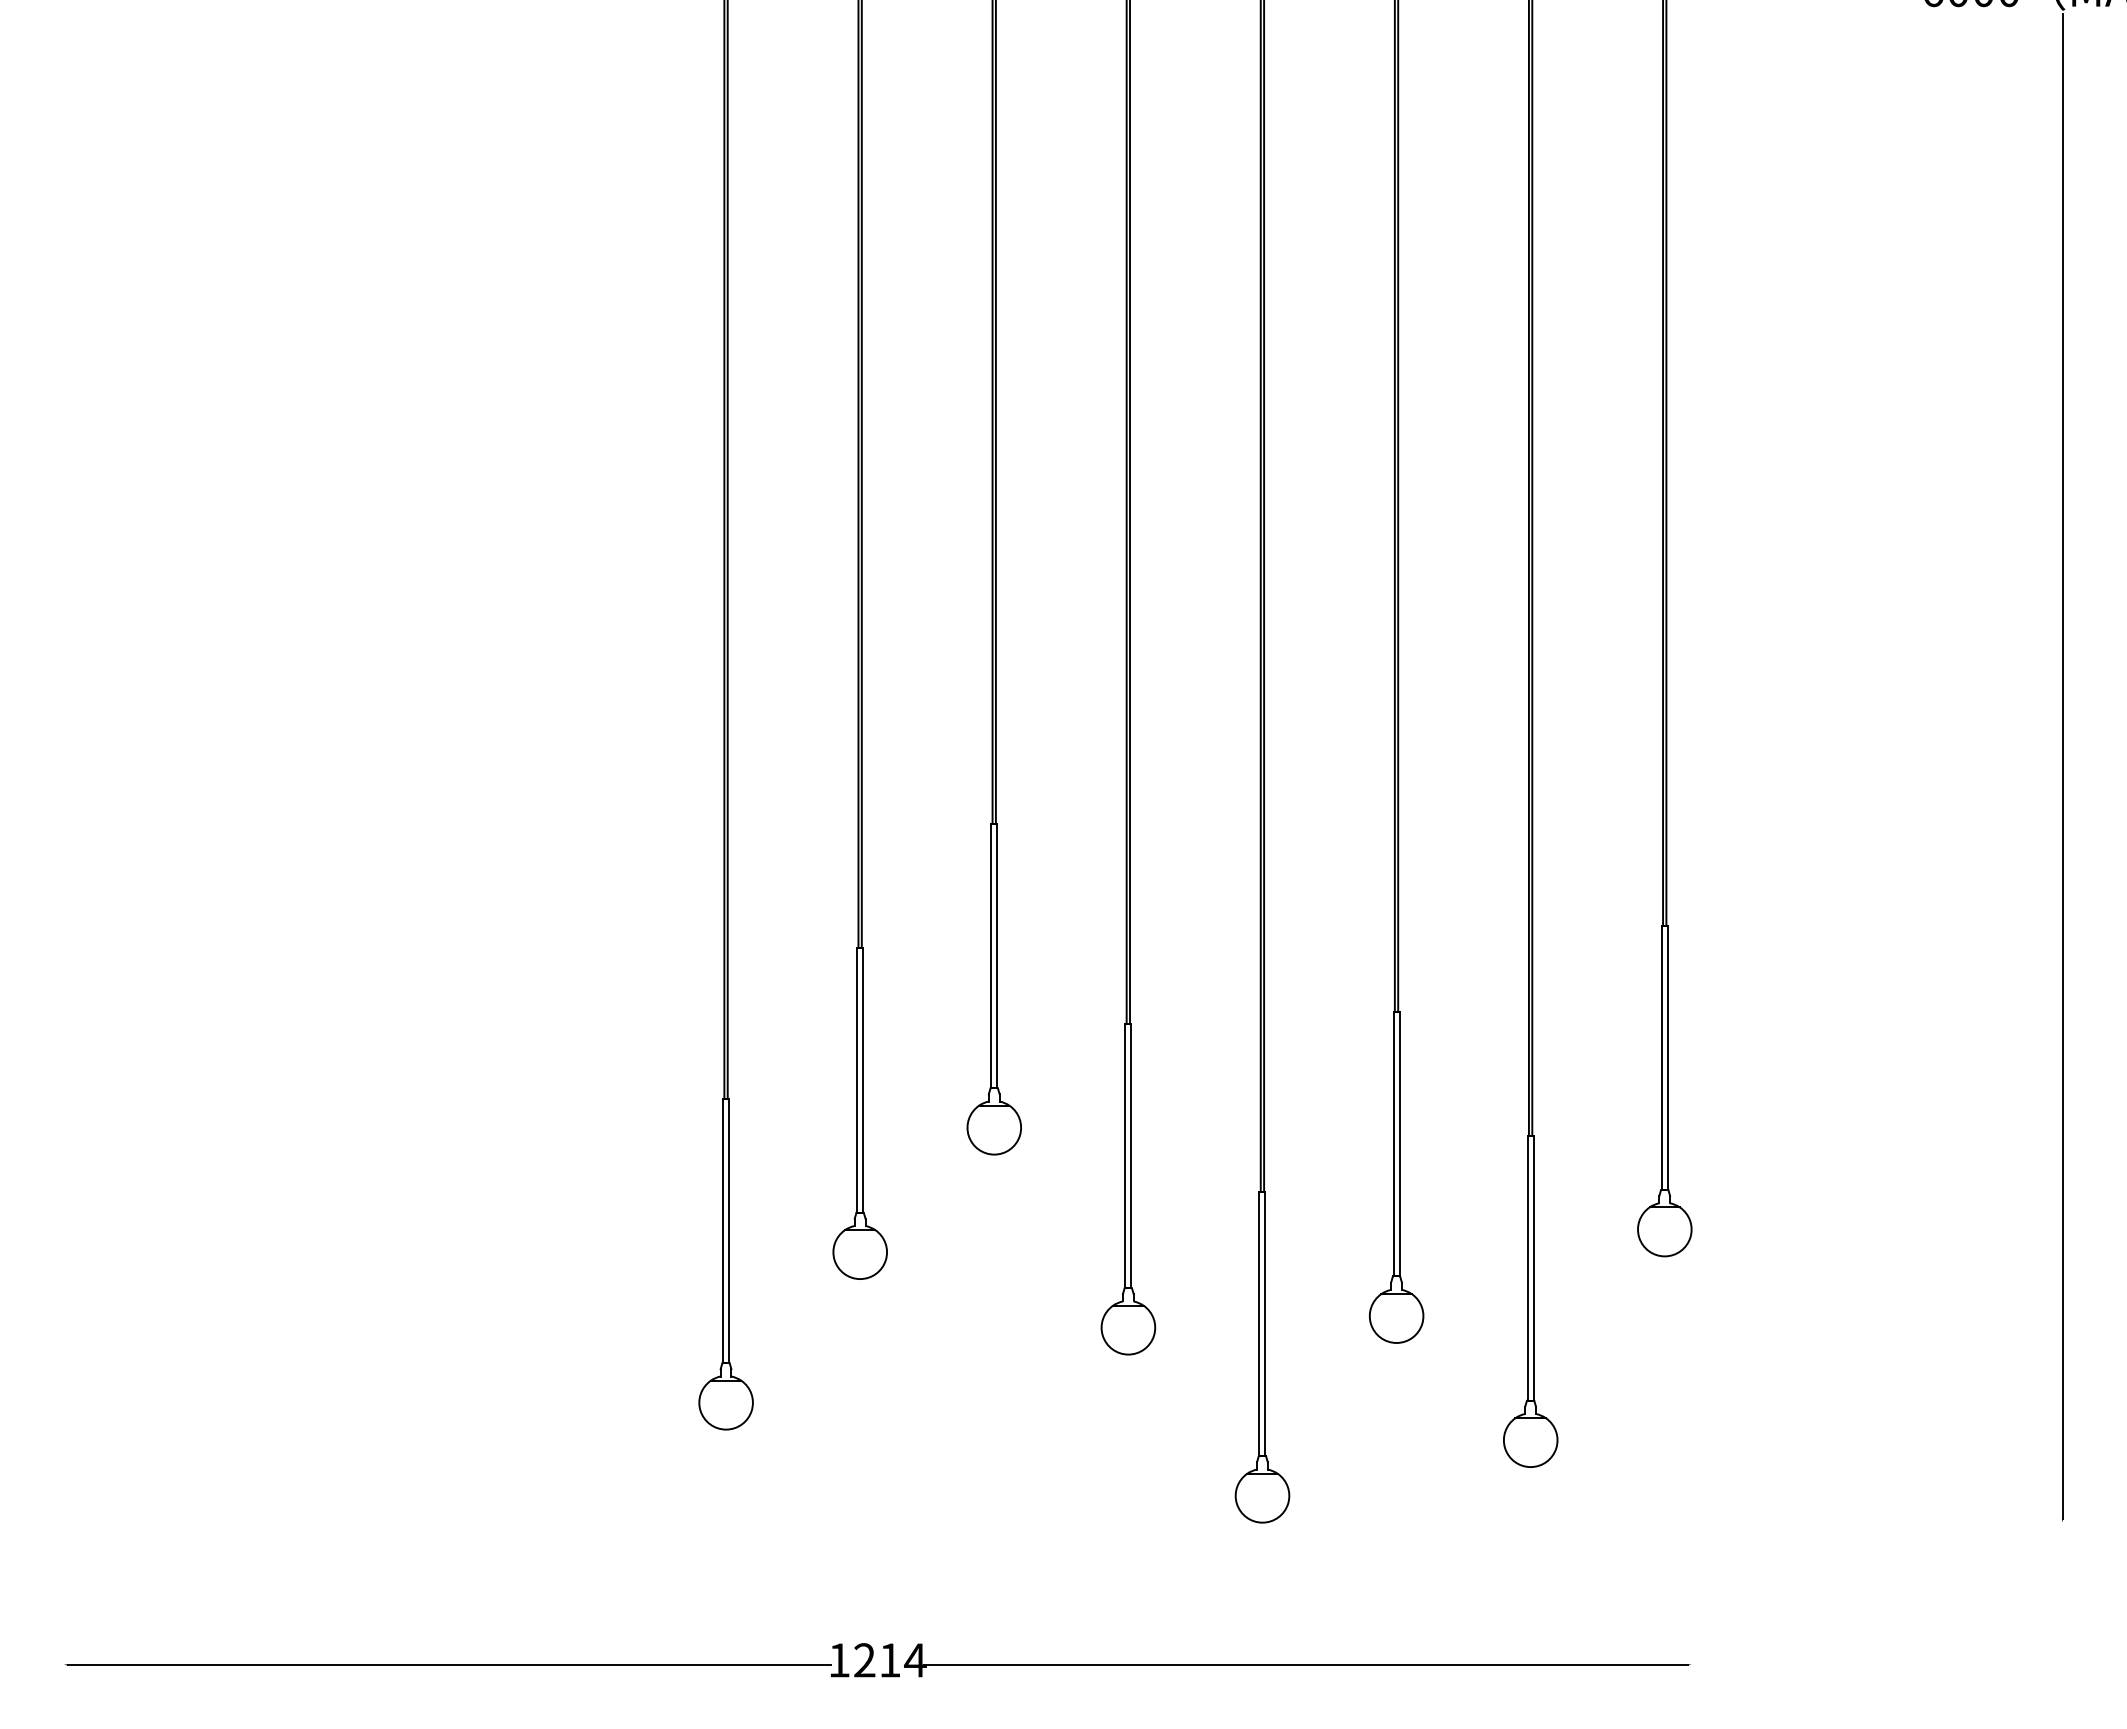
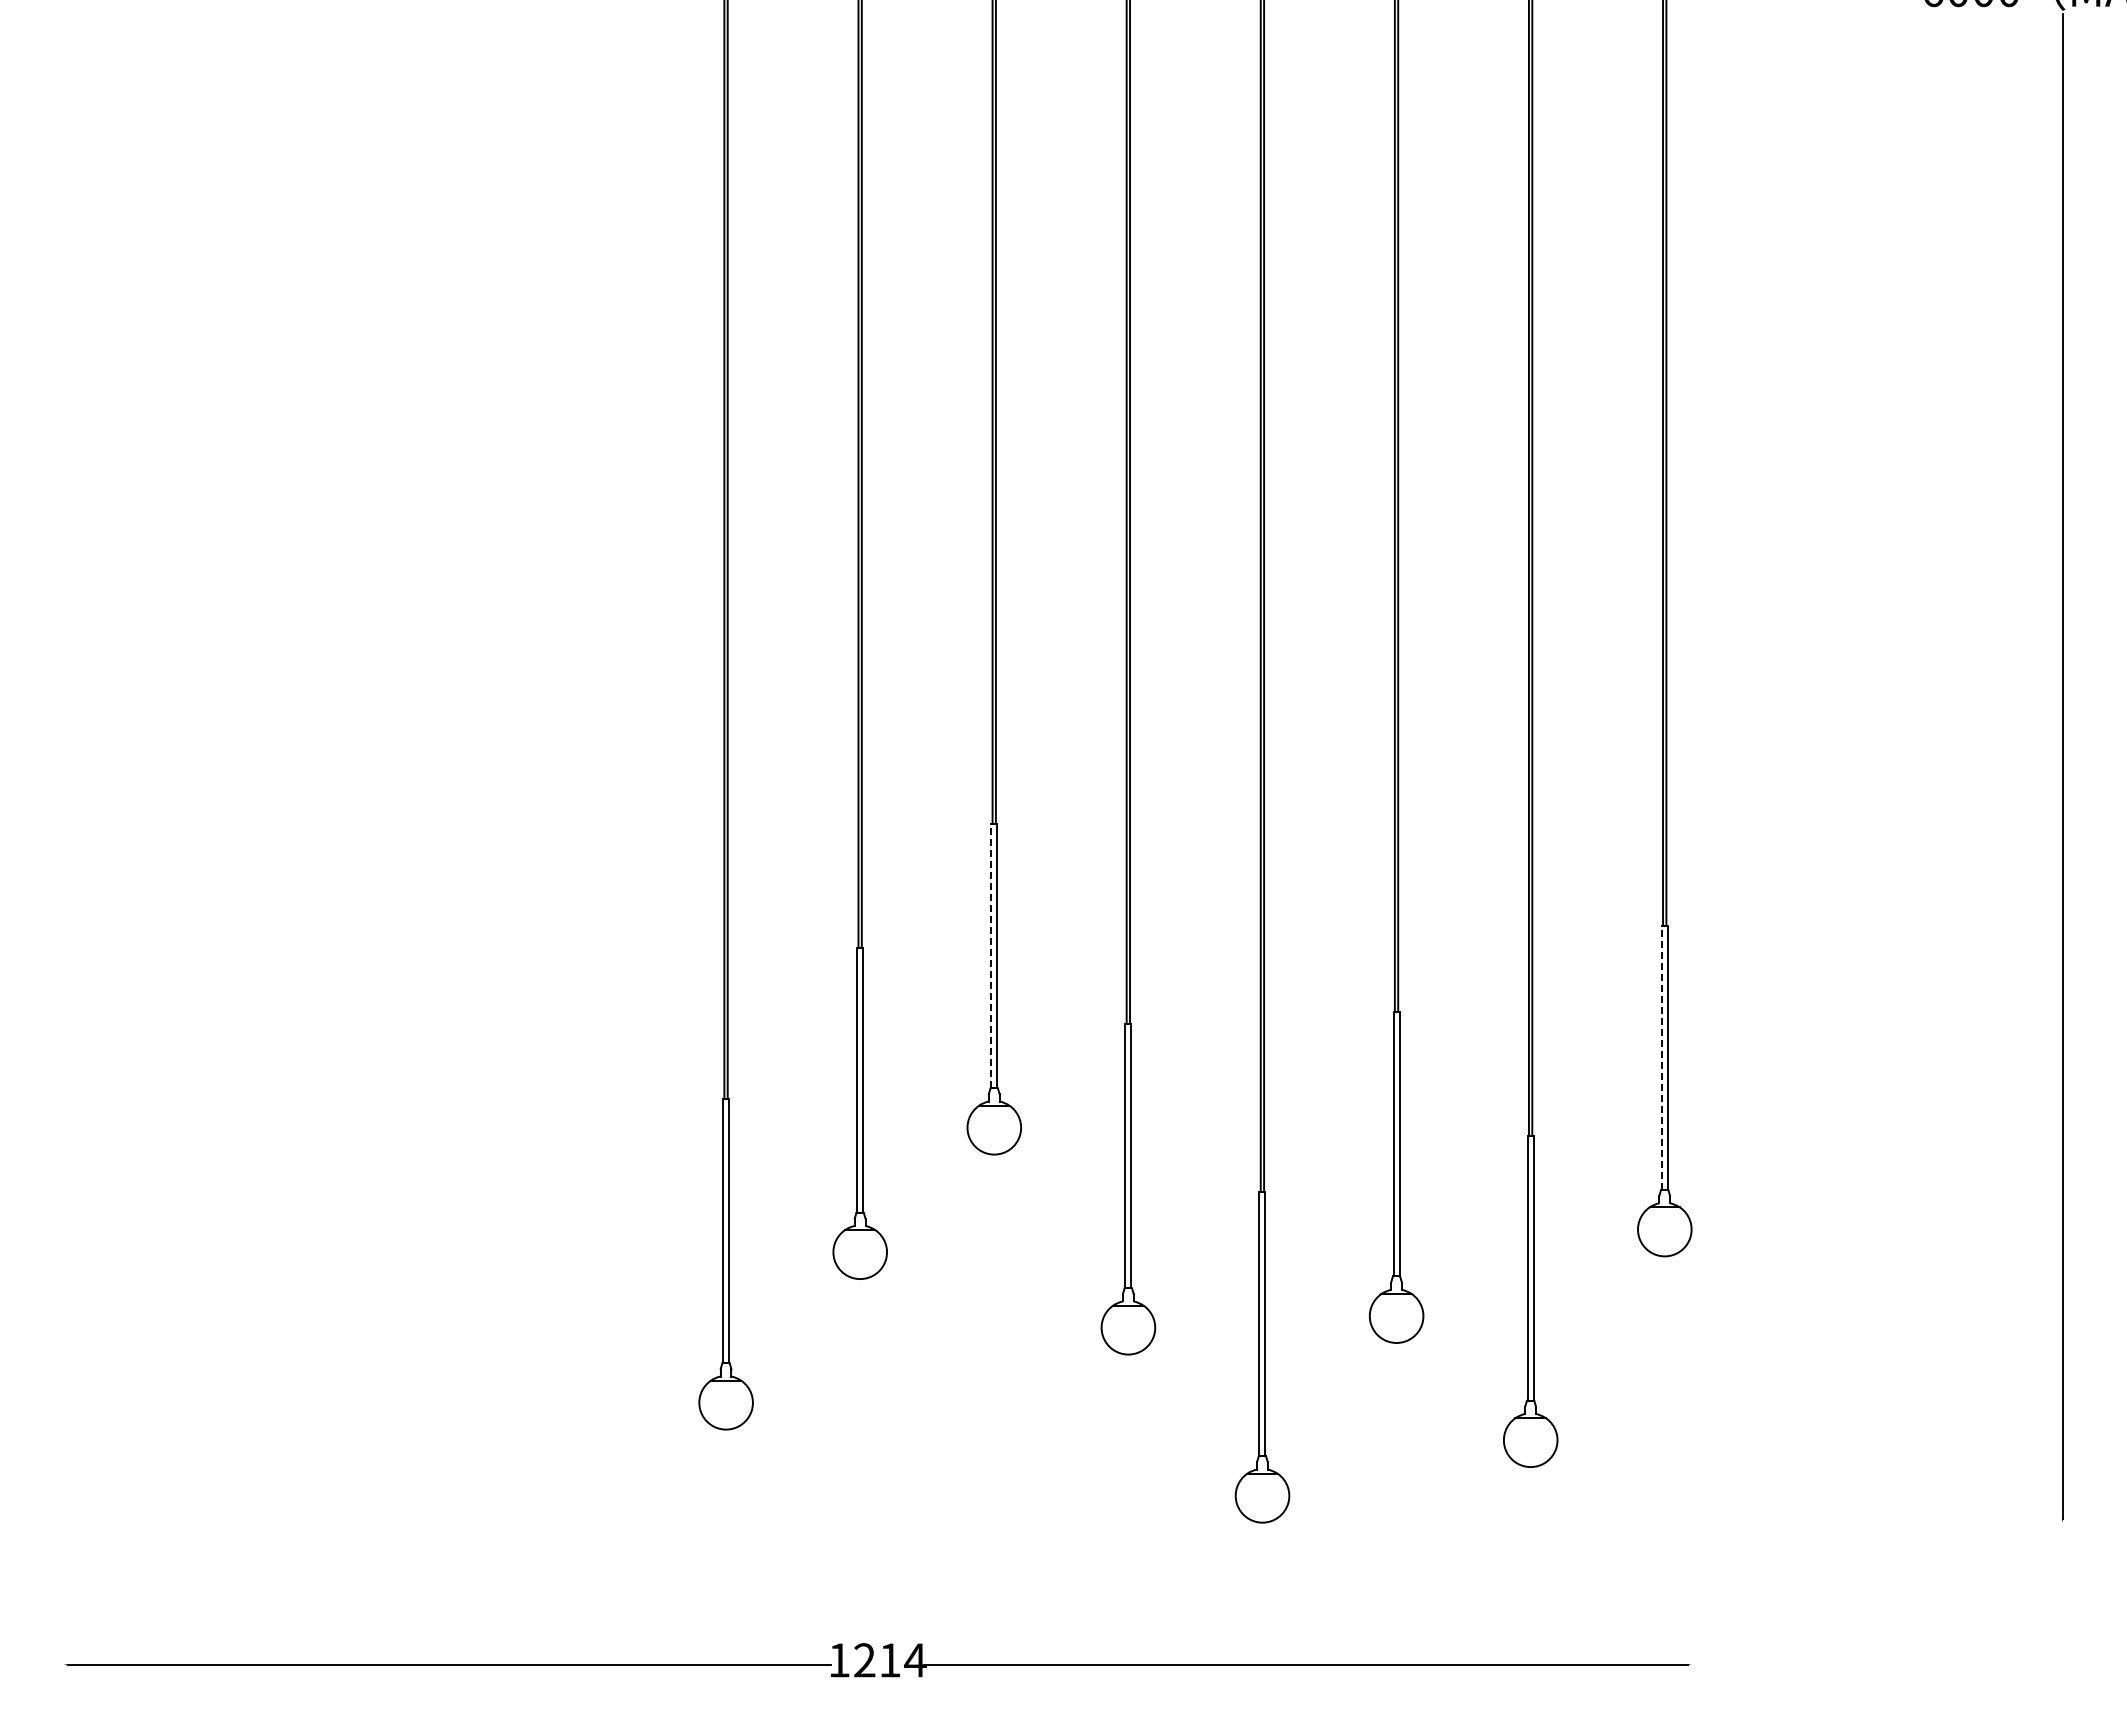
line: solid -> dashed (991, 955)
line: solid -> dashed (1661, 1057)
